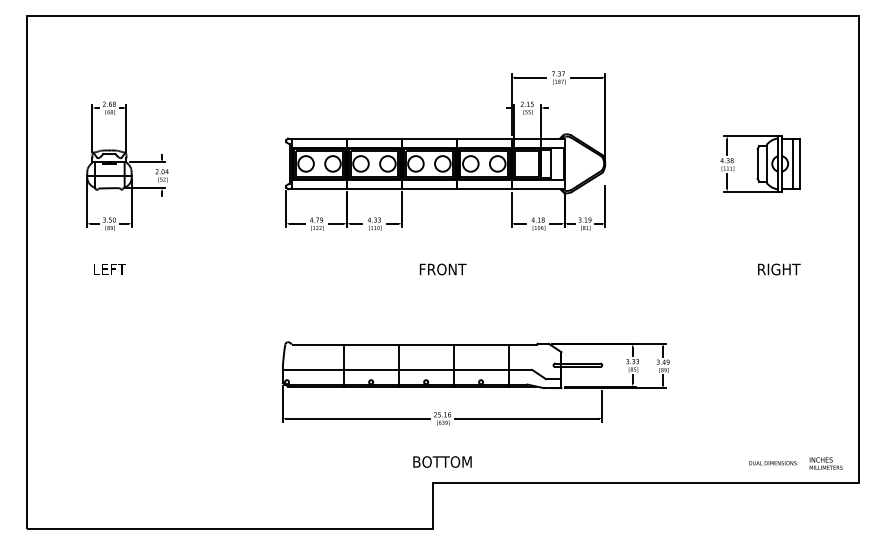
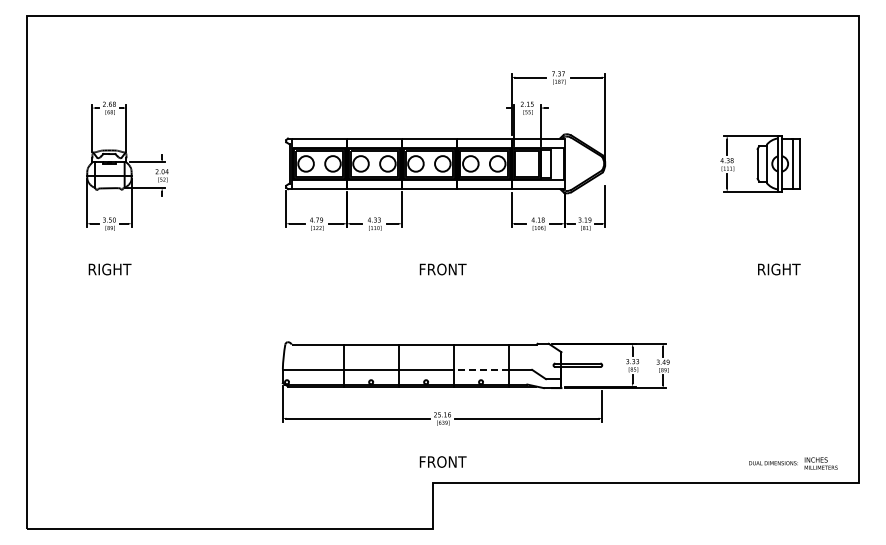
text: LEFT -> RIGHT (109, 269)
line: solid -> dashed (480, 369)
text: BOTTOM -> FRONT (442, 461)
text position: (825, 463) -> (820, 463) (820, 463)
